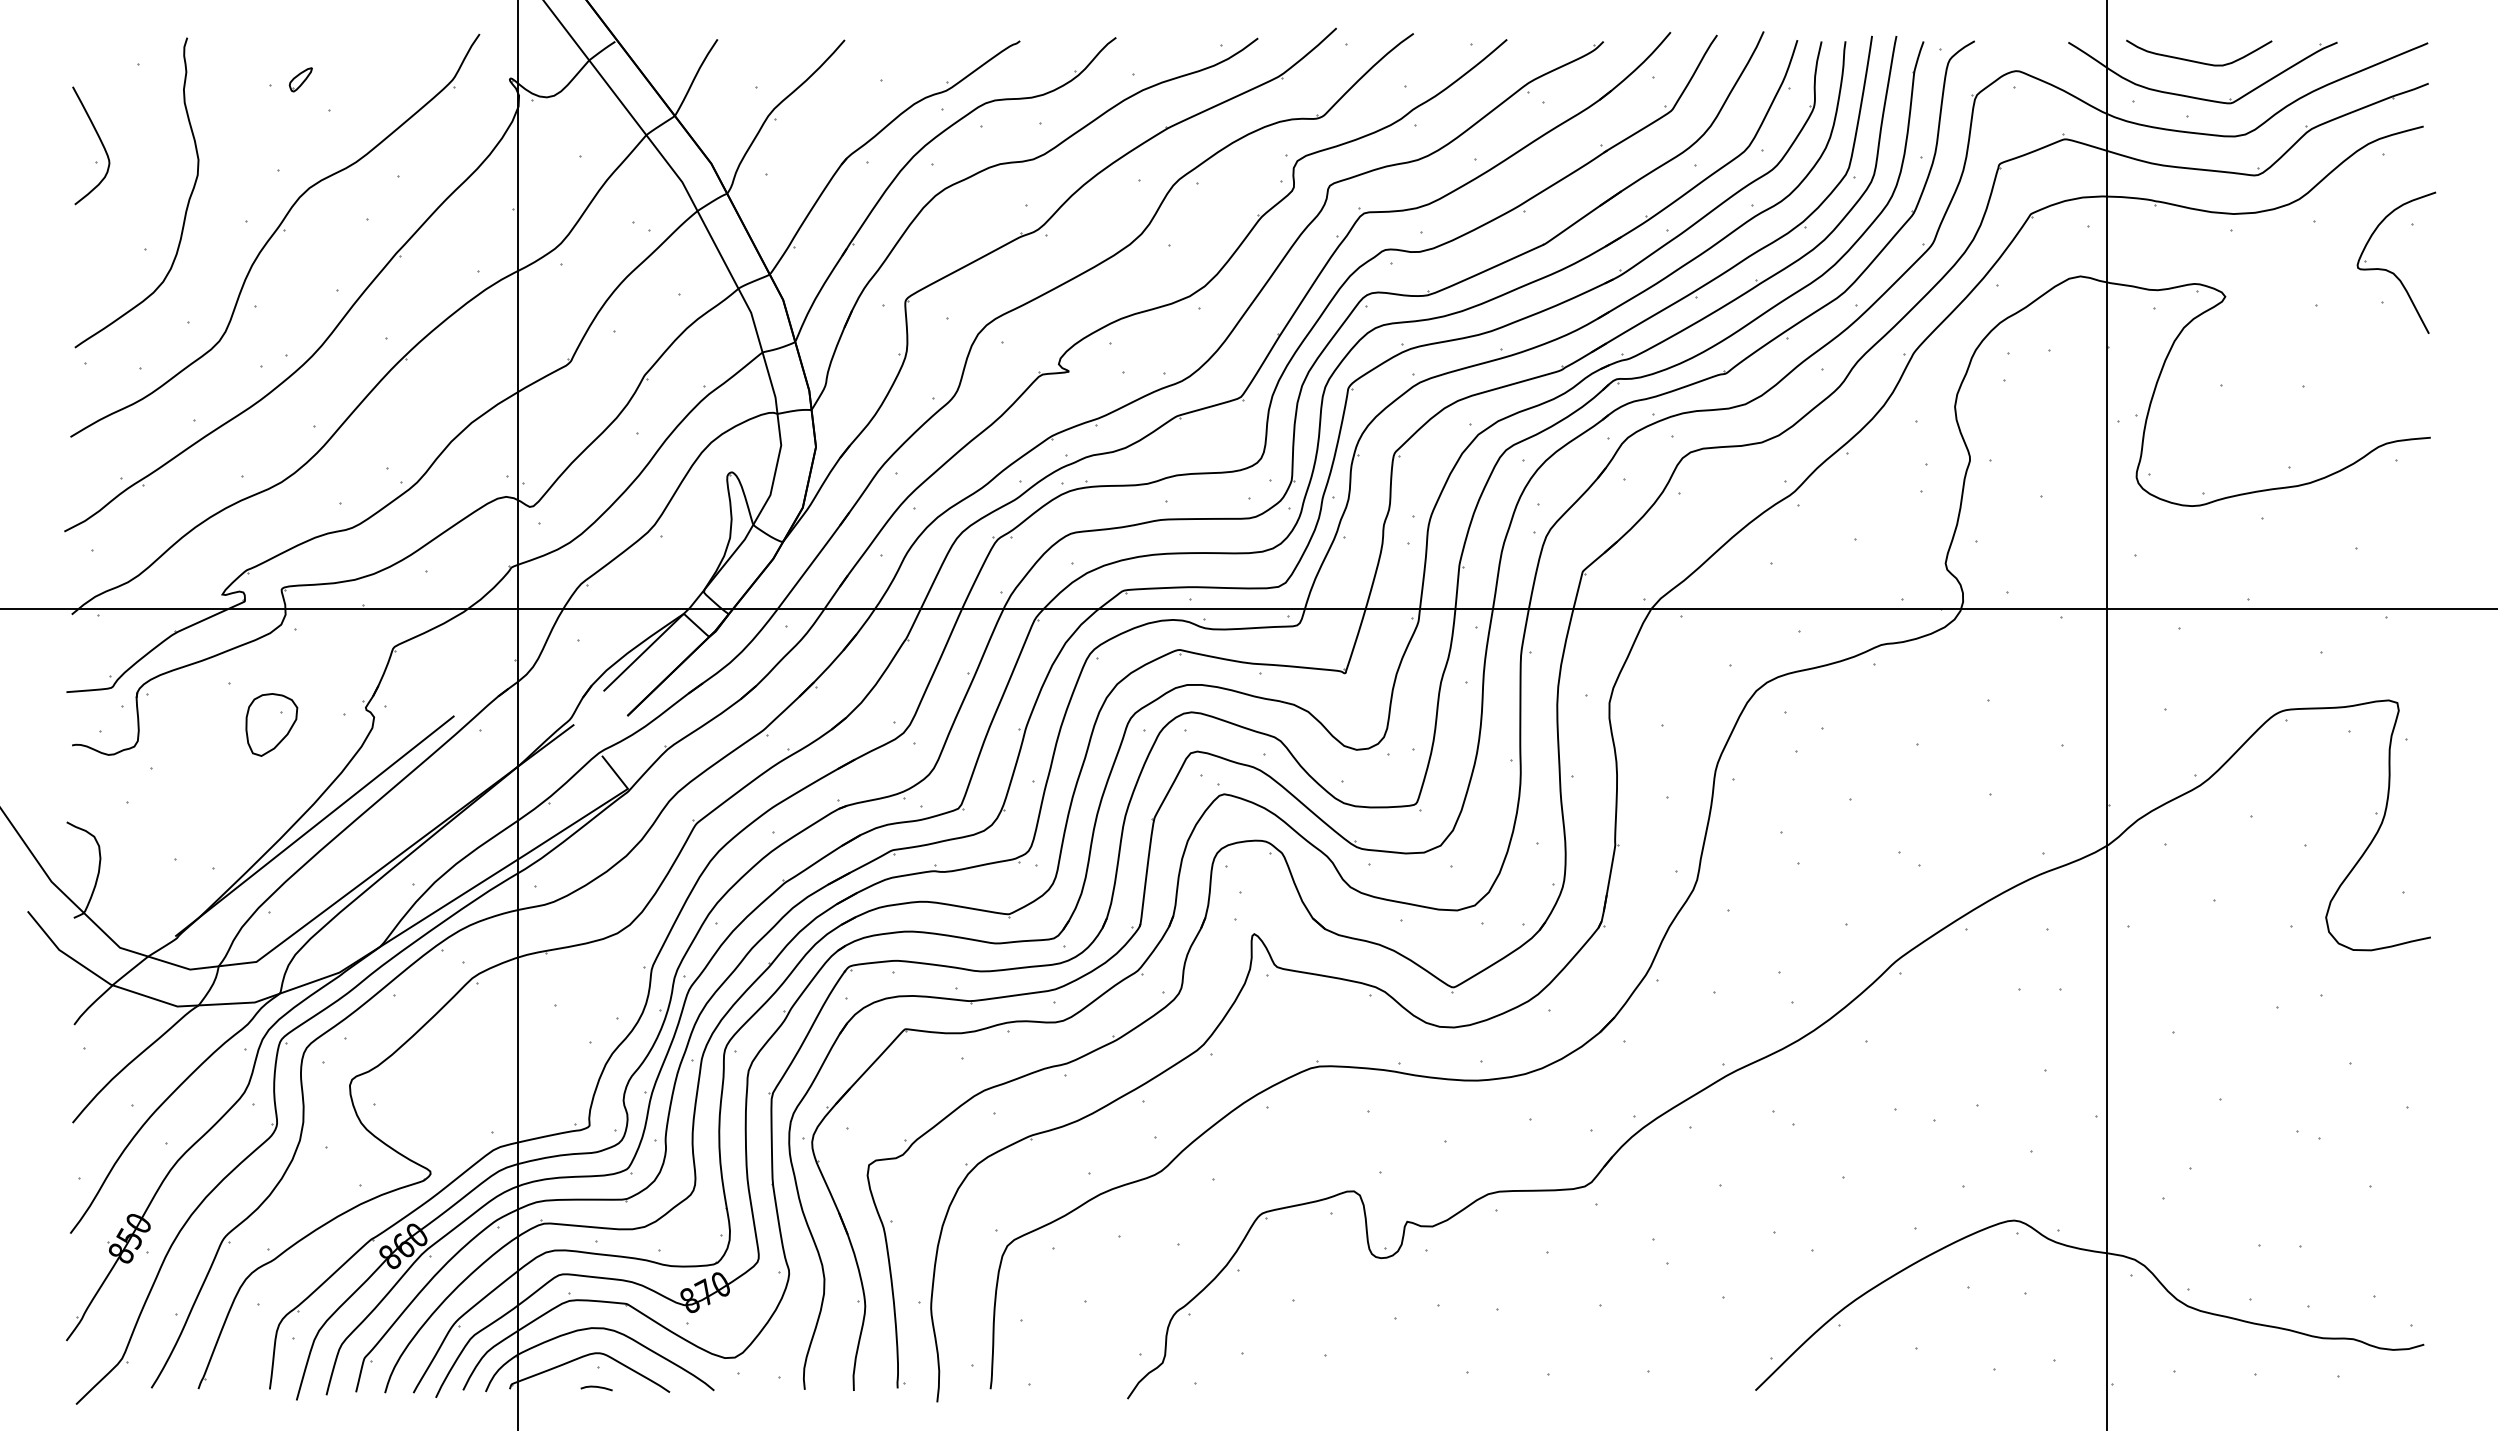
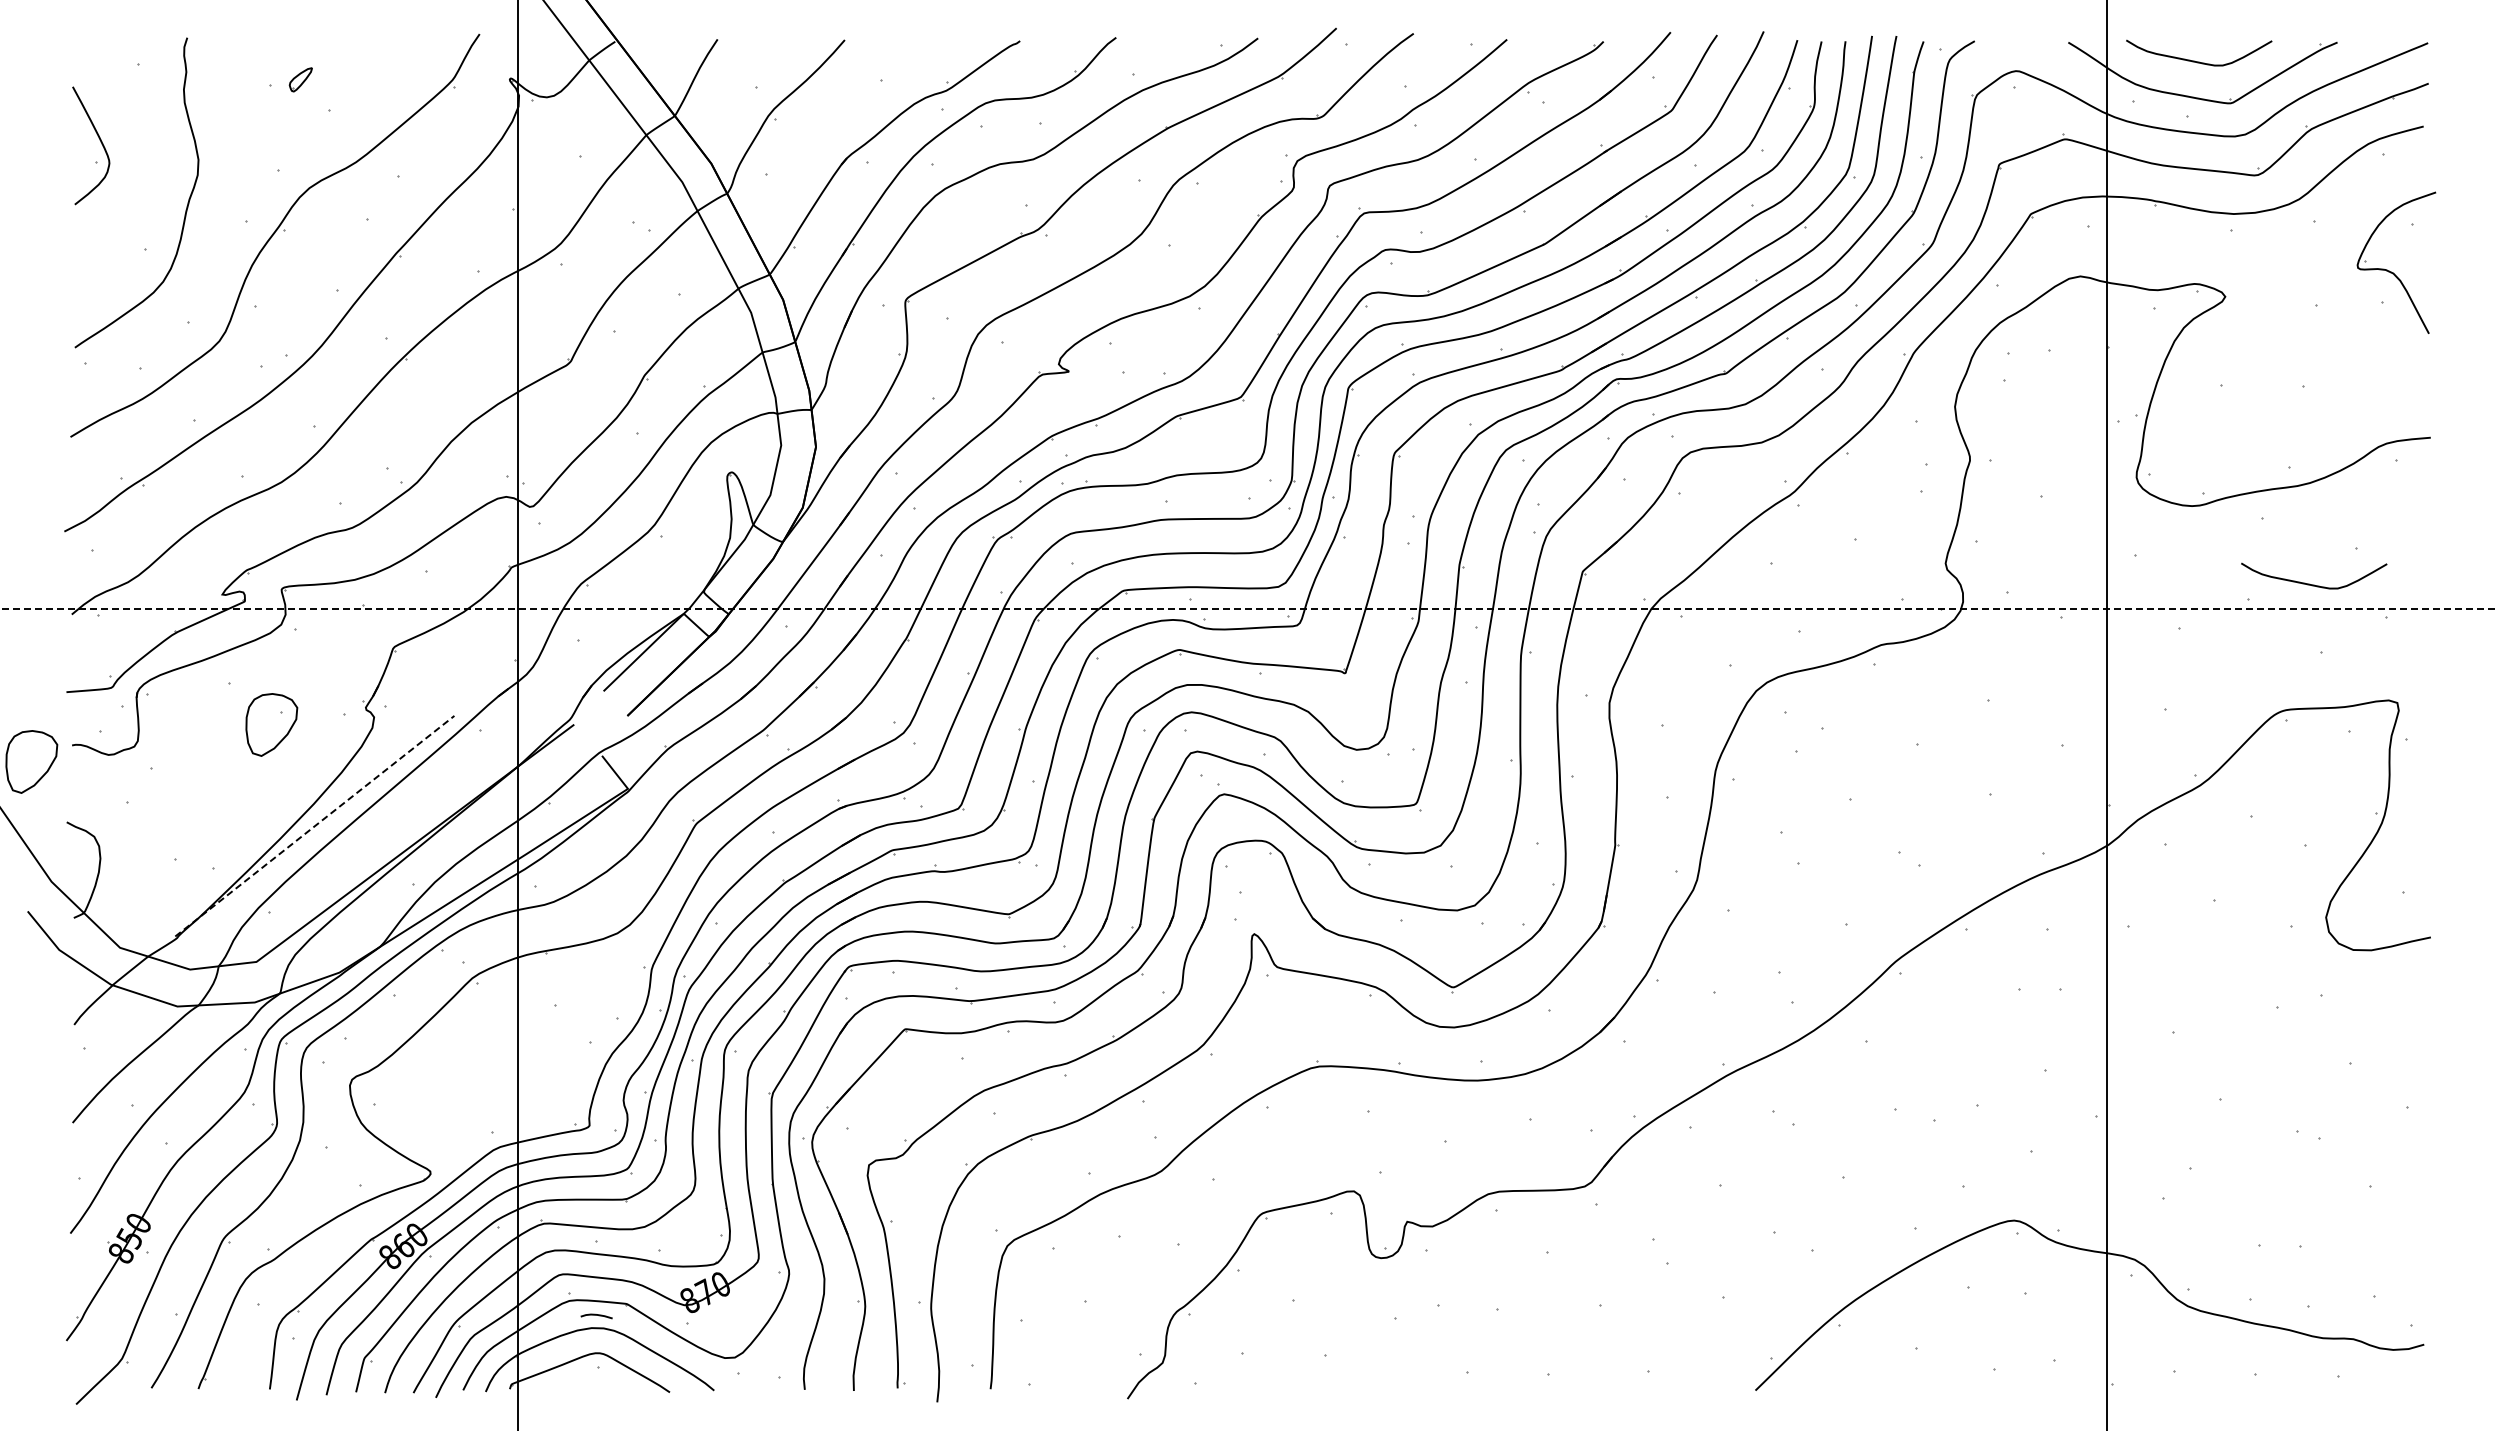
curve: none -> present (2314, 584)
line: solid -> dashed (1249, 609)
part: none -> present (31, 761)
line: solid -> dashed (314, 826)
curve position: (596, 1387) -> (596, 1315) (596, 1315)
